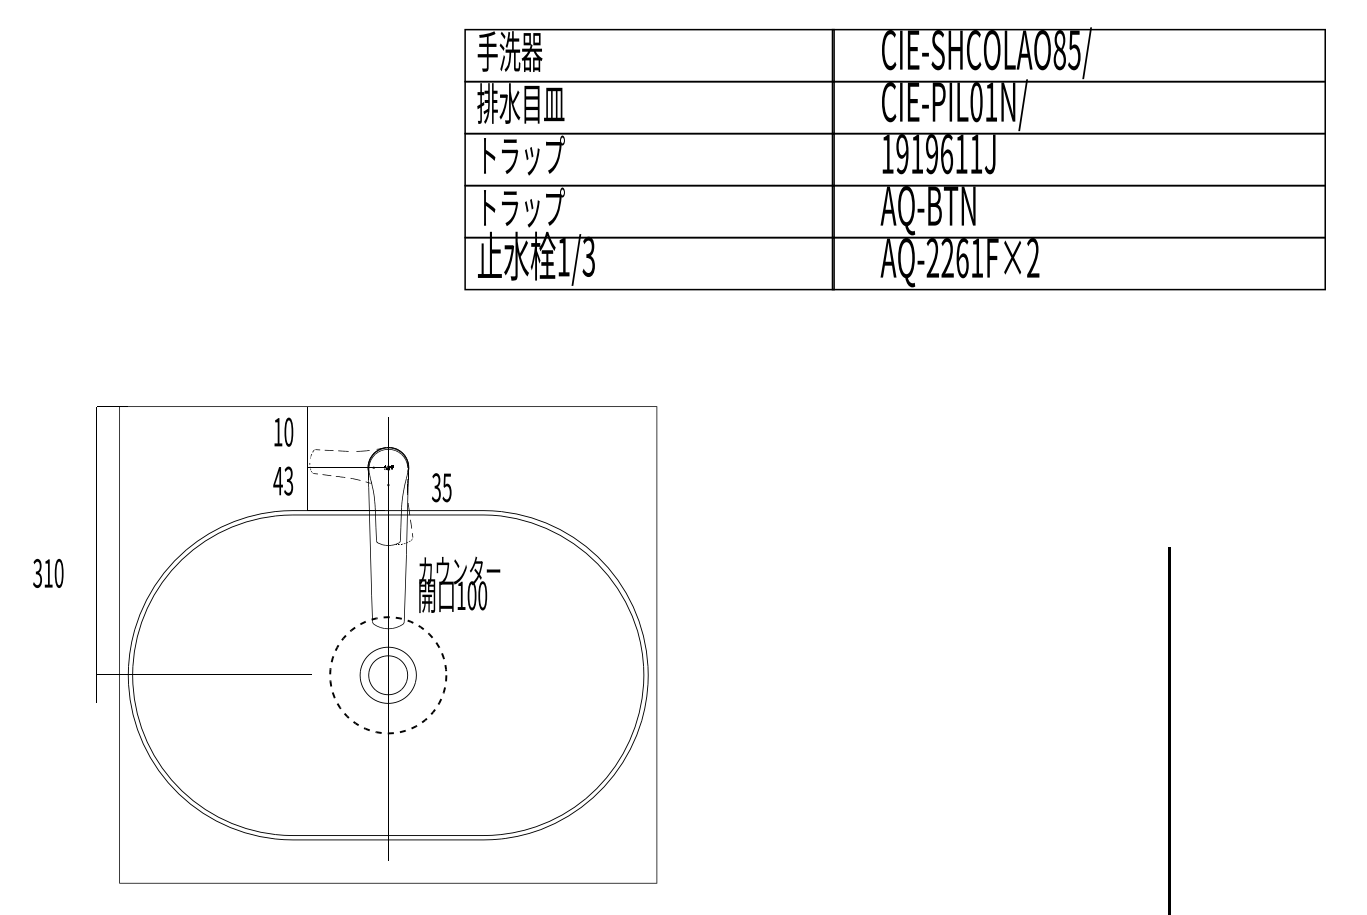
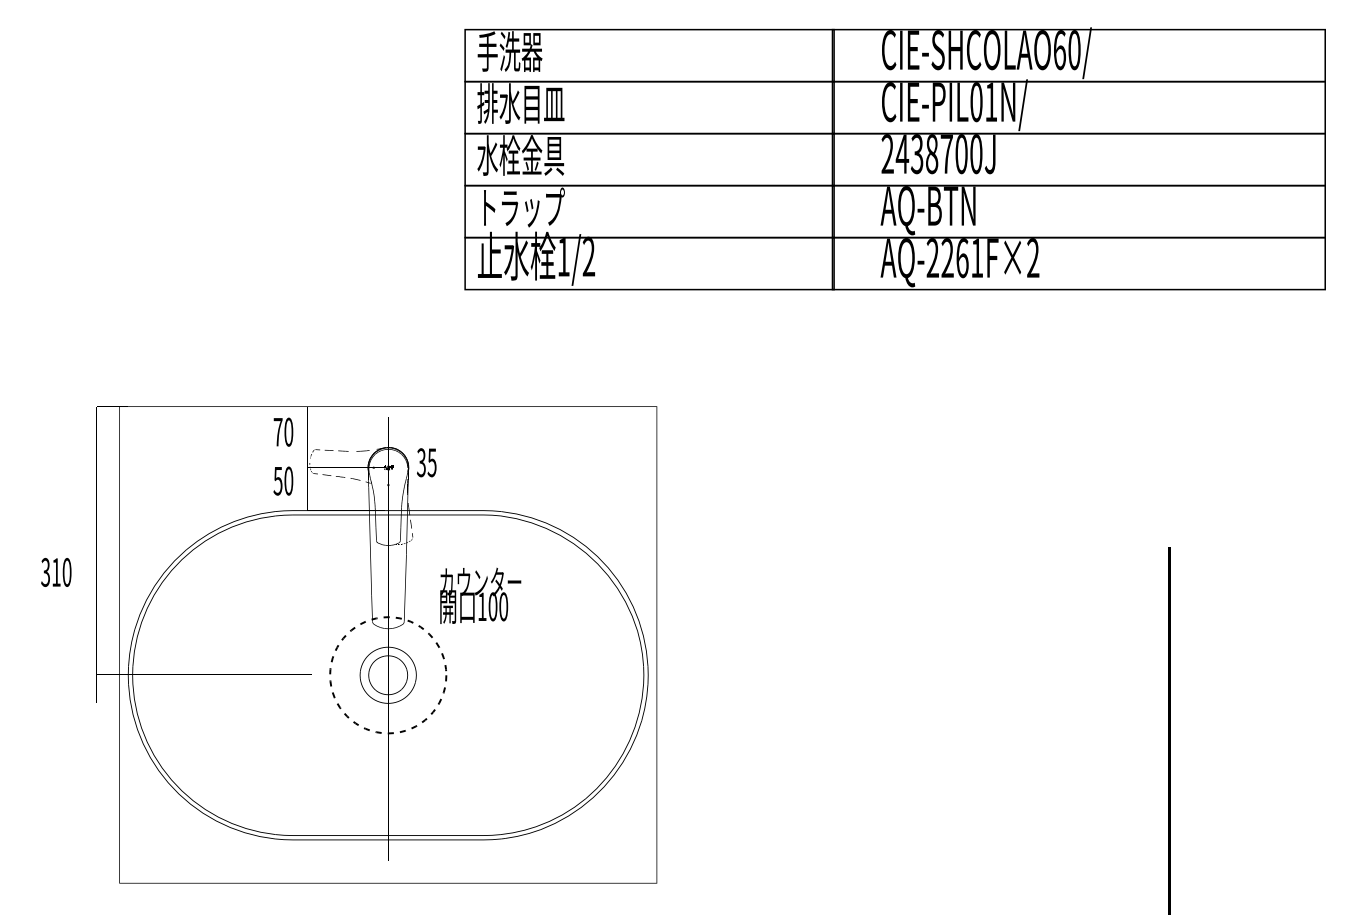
text: CIE-SHCOLAO85/ -> CIE-SHCOLAO60/ (1066, 50)
text: 1919611J -> 2438700J (931, 154)
text: トラップ -> 水栓金具 (520, 155)
text: 1/3 -> 1/2 (588, 257)
text: 10 -> 70 (277, 432)
text: 43 -> 50 (283, 480)
text position: (441, 487) -> (426, 462) (426, 462)
text position: (48, 573) -> (56, 572) (56, 572)
text position: (459, 584) -> (480, 595) (480, 595)
